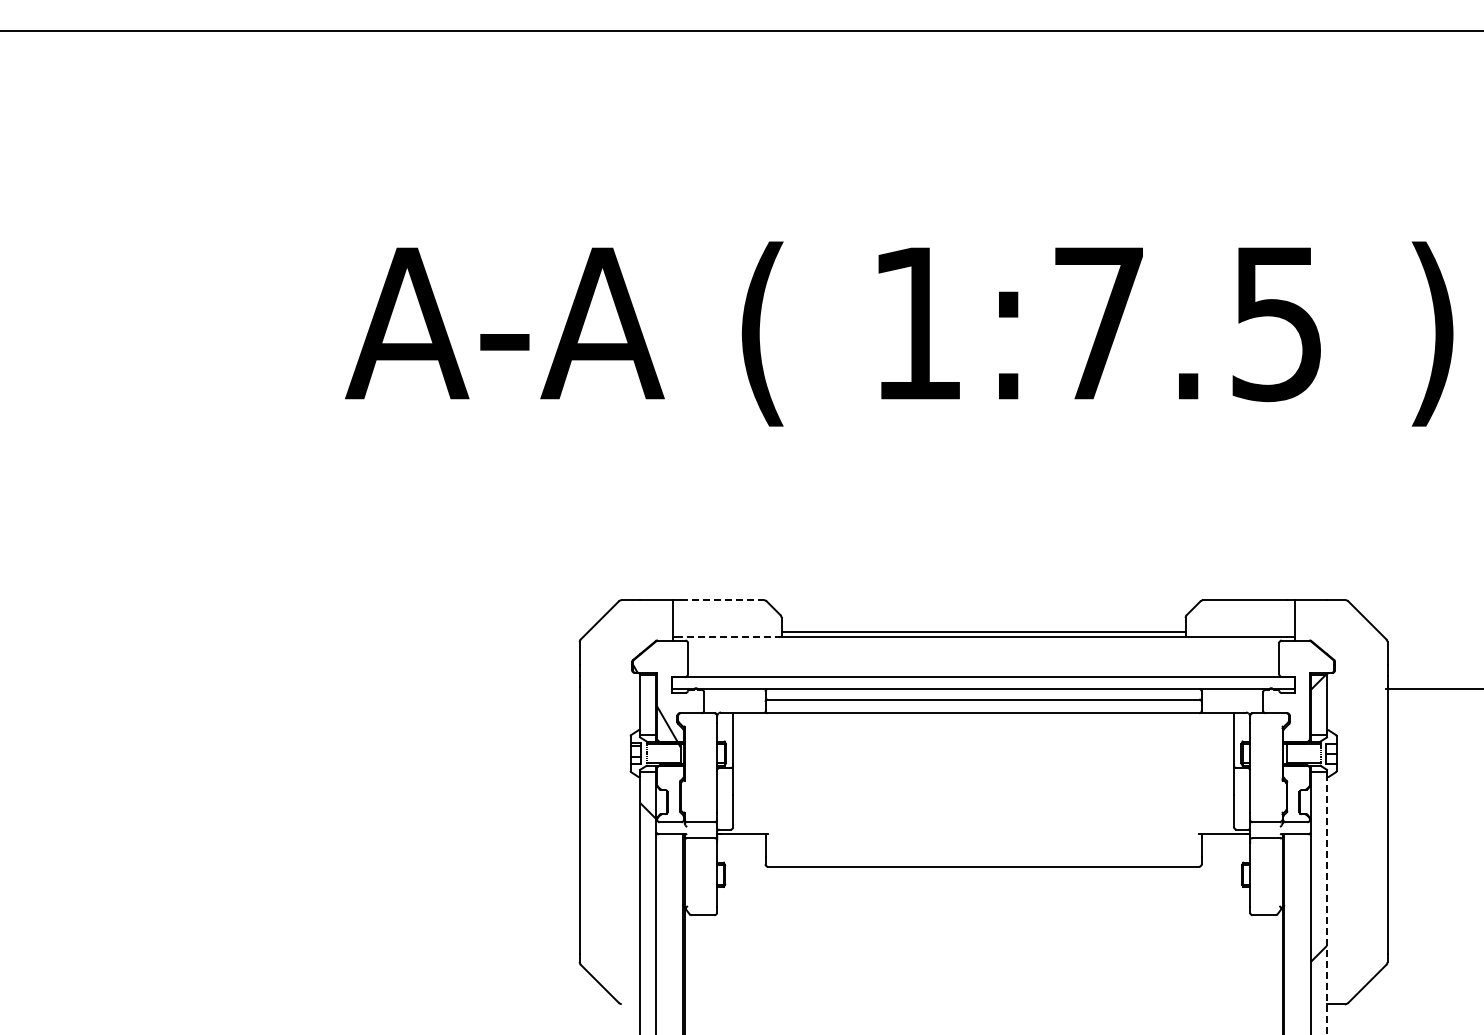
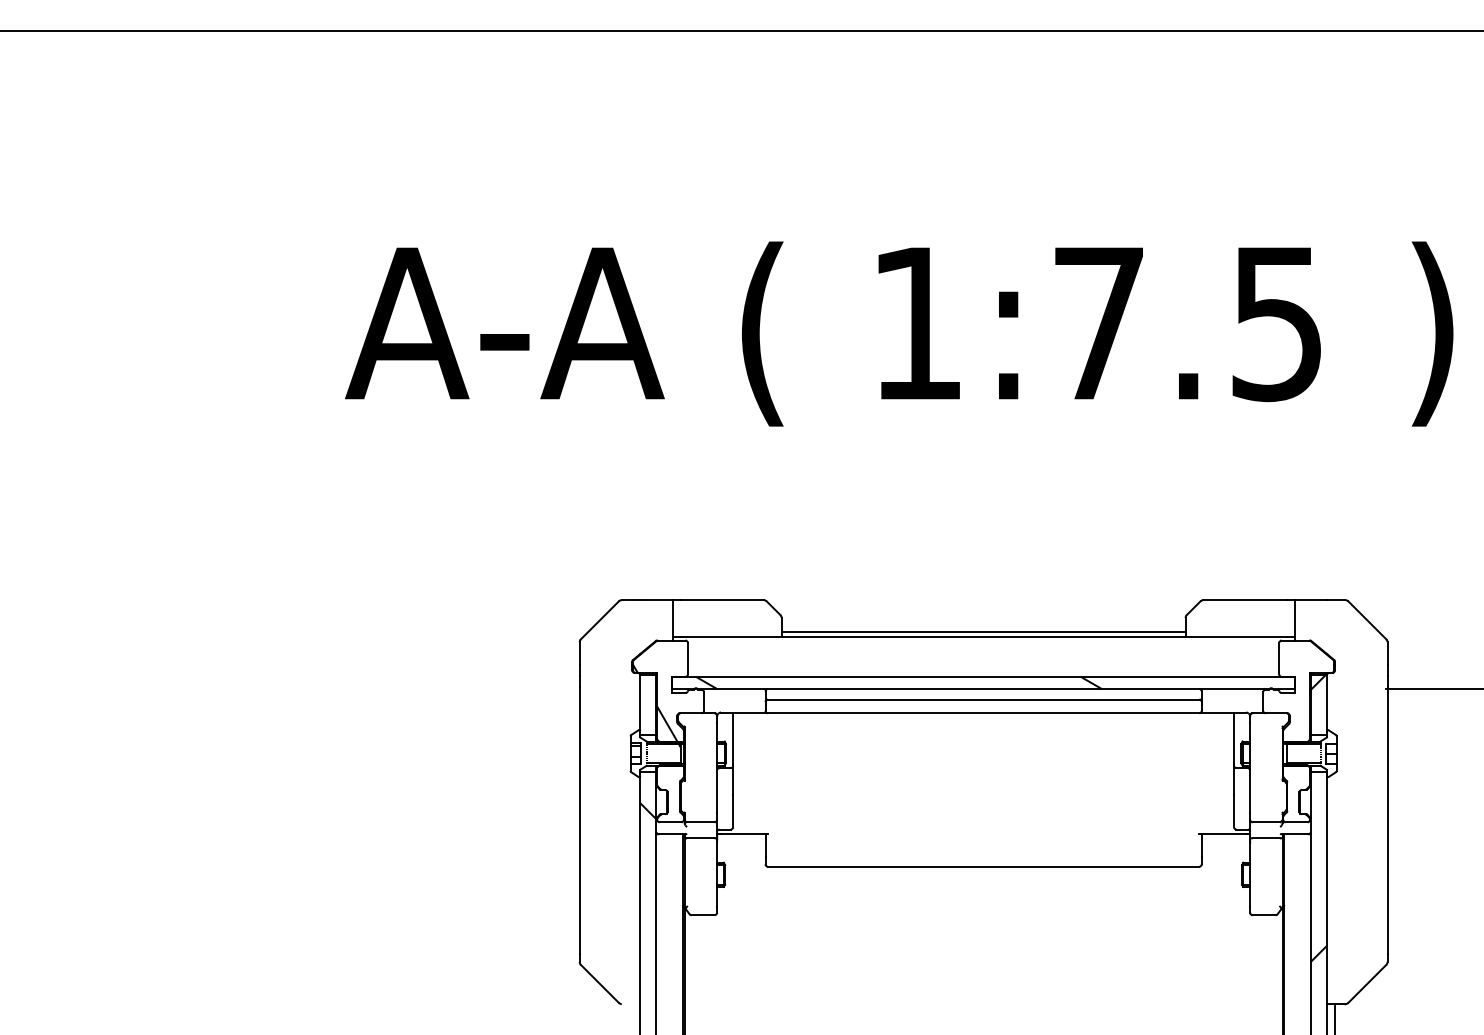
line: dashed -> solid (722, 600)
line: dashed -> solid (730, 636)
hatch: none -> present (898, 682)
line: dashed -> solid (1326, 902)
line: none -> present (1335, 1017)
